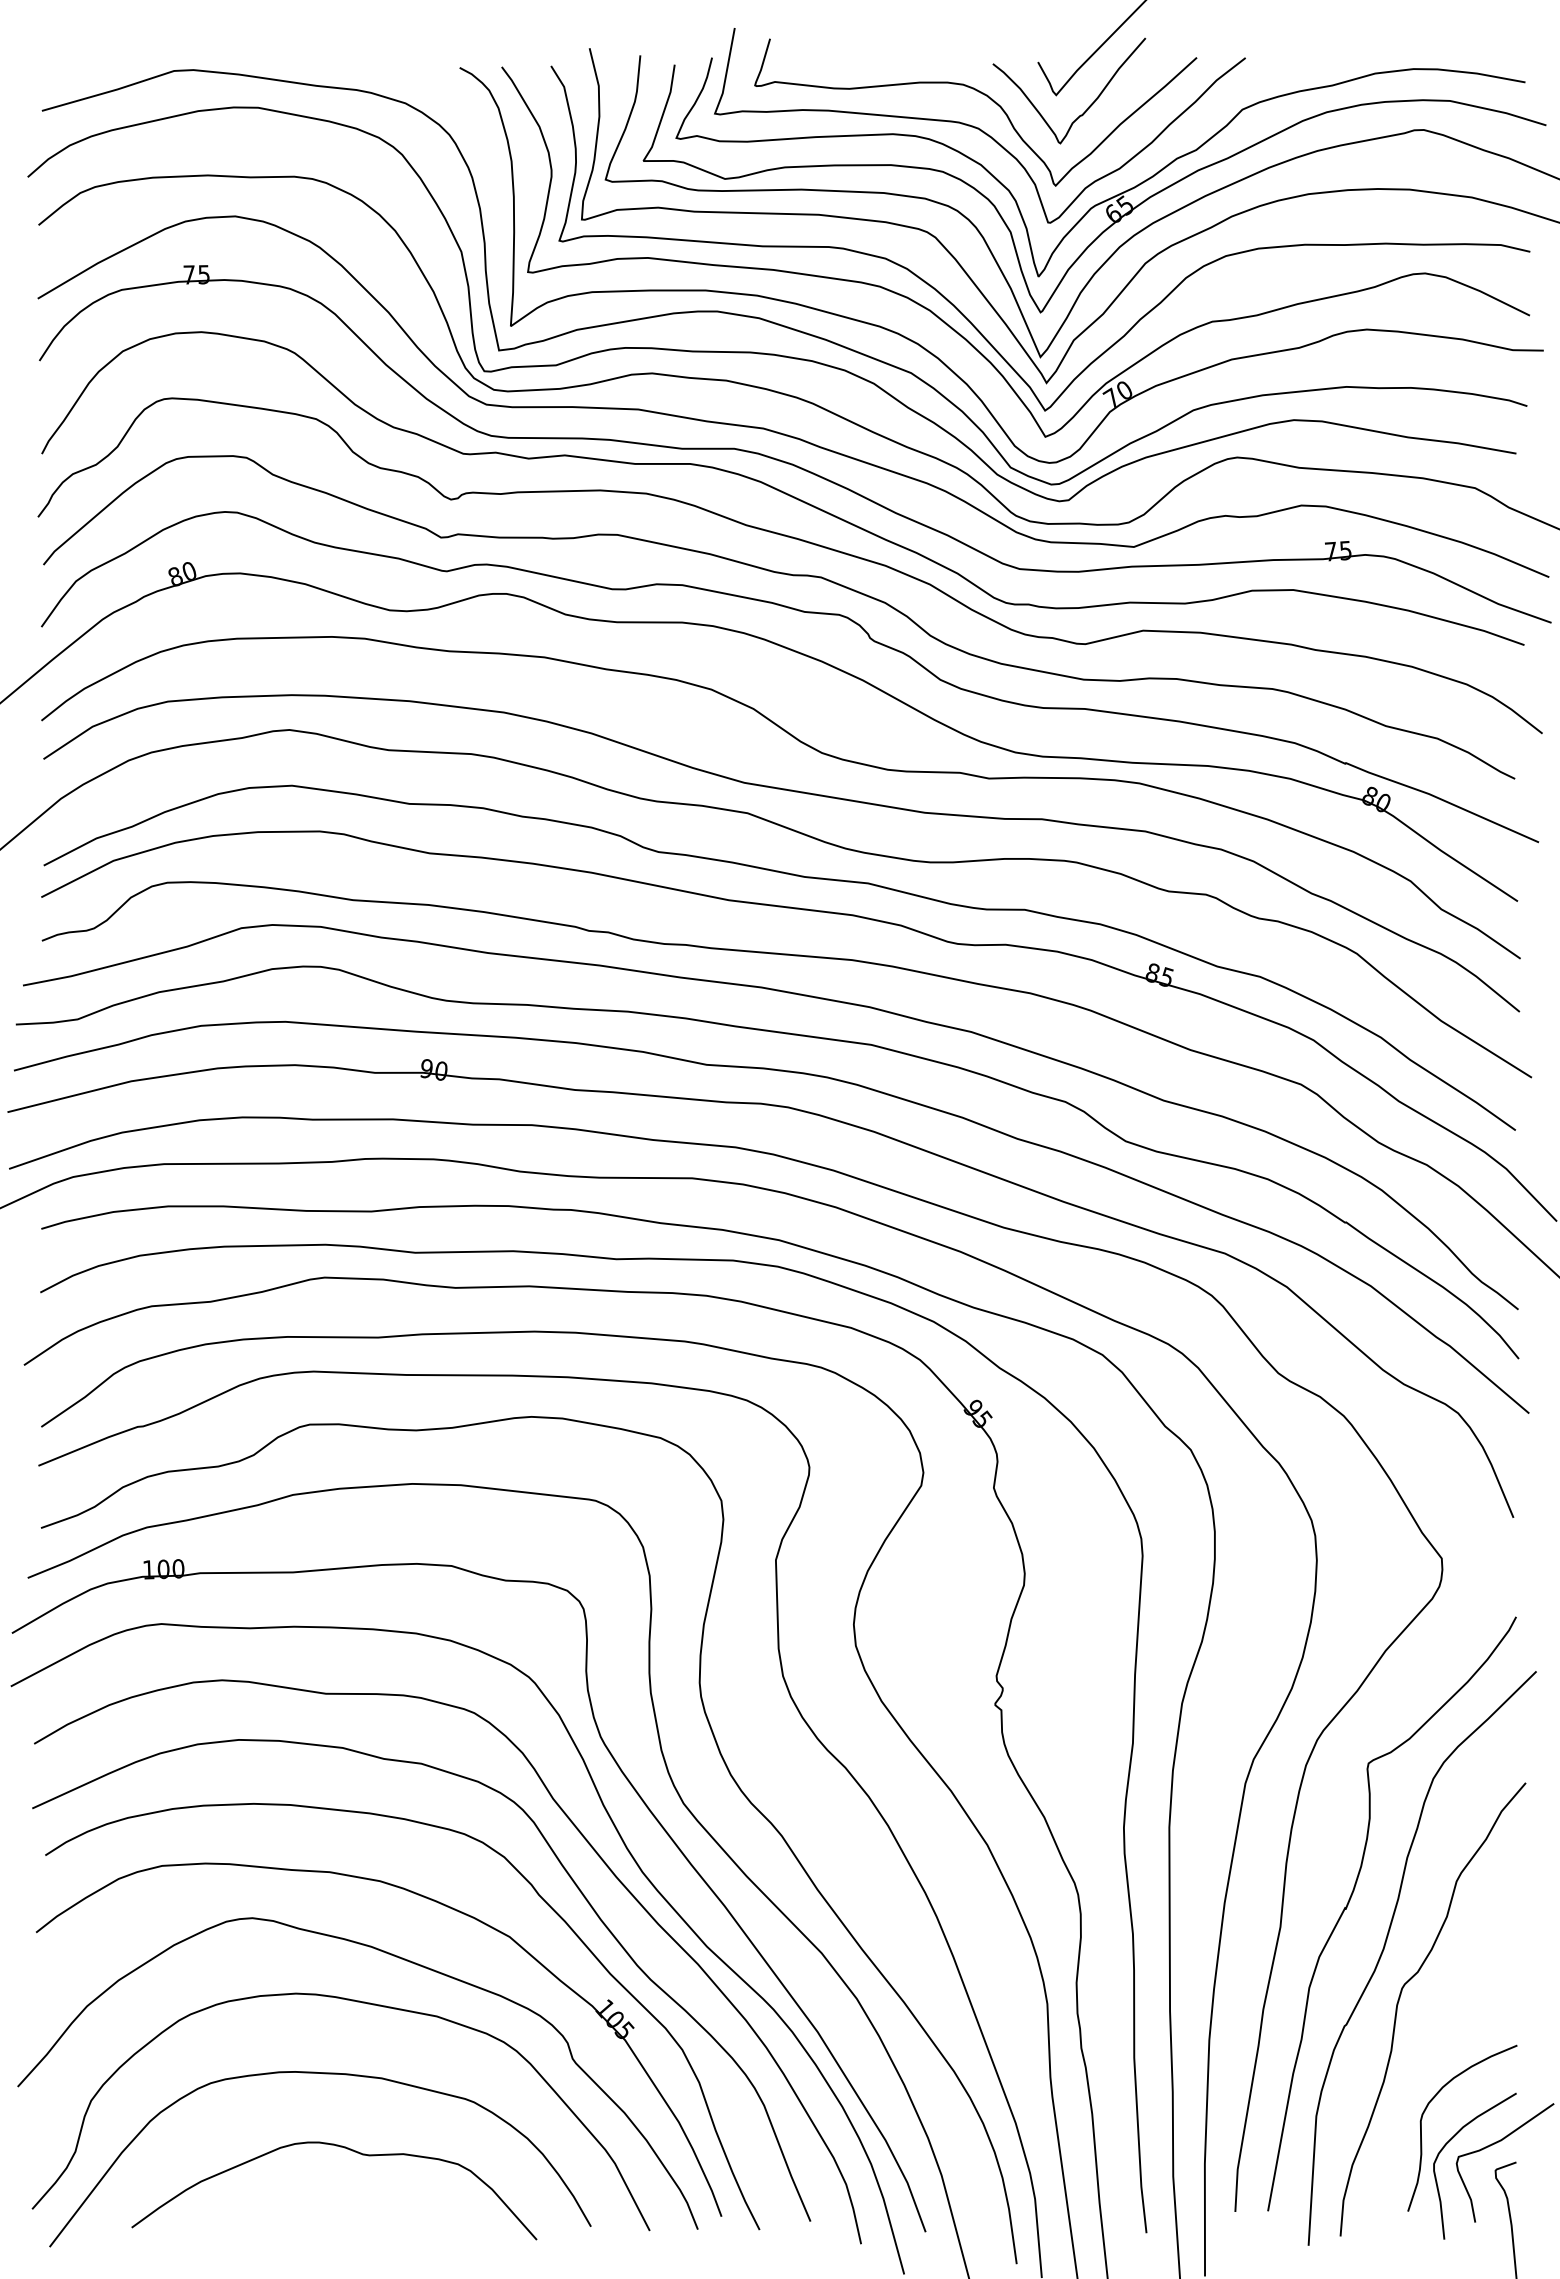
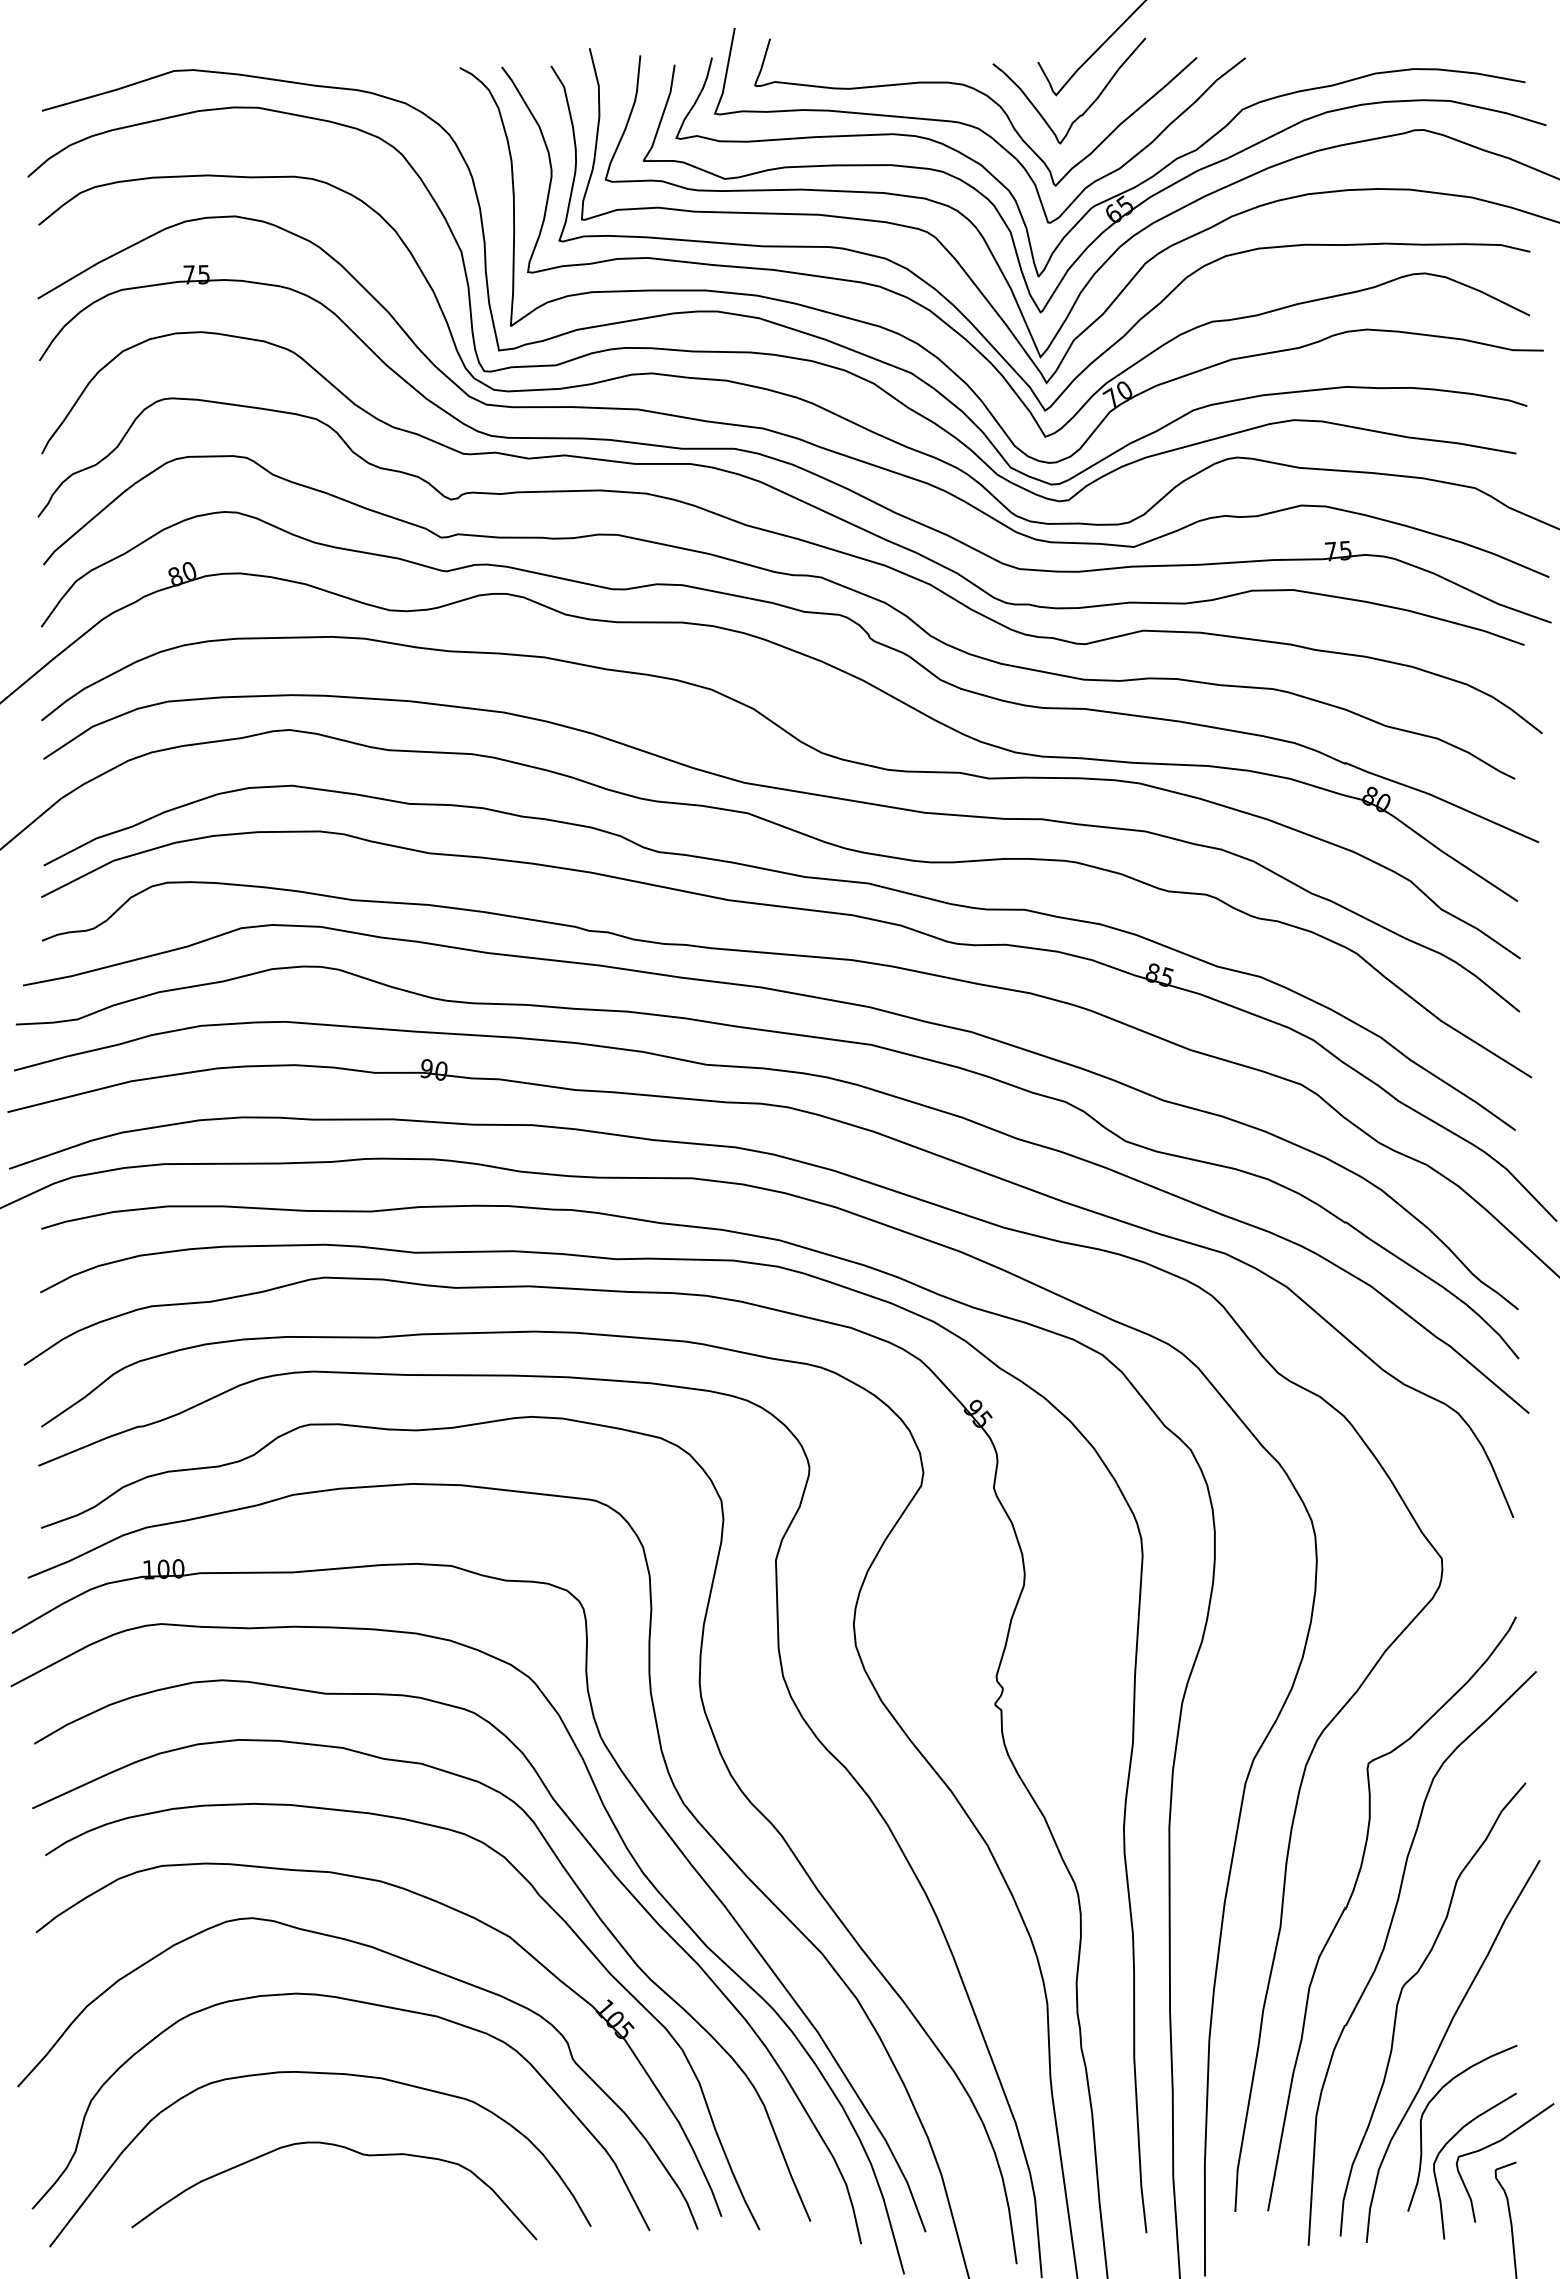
curve: none -> present (1441, 2045)
